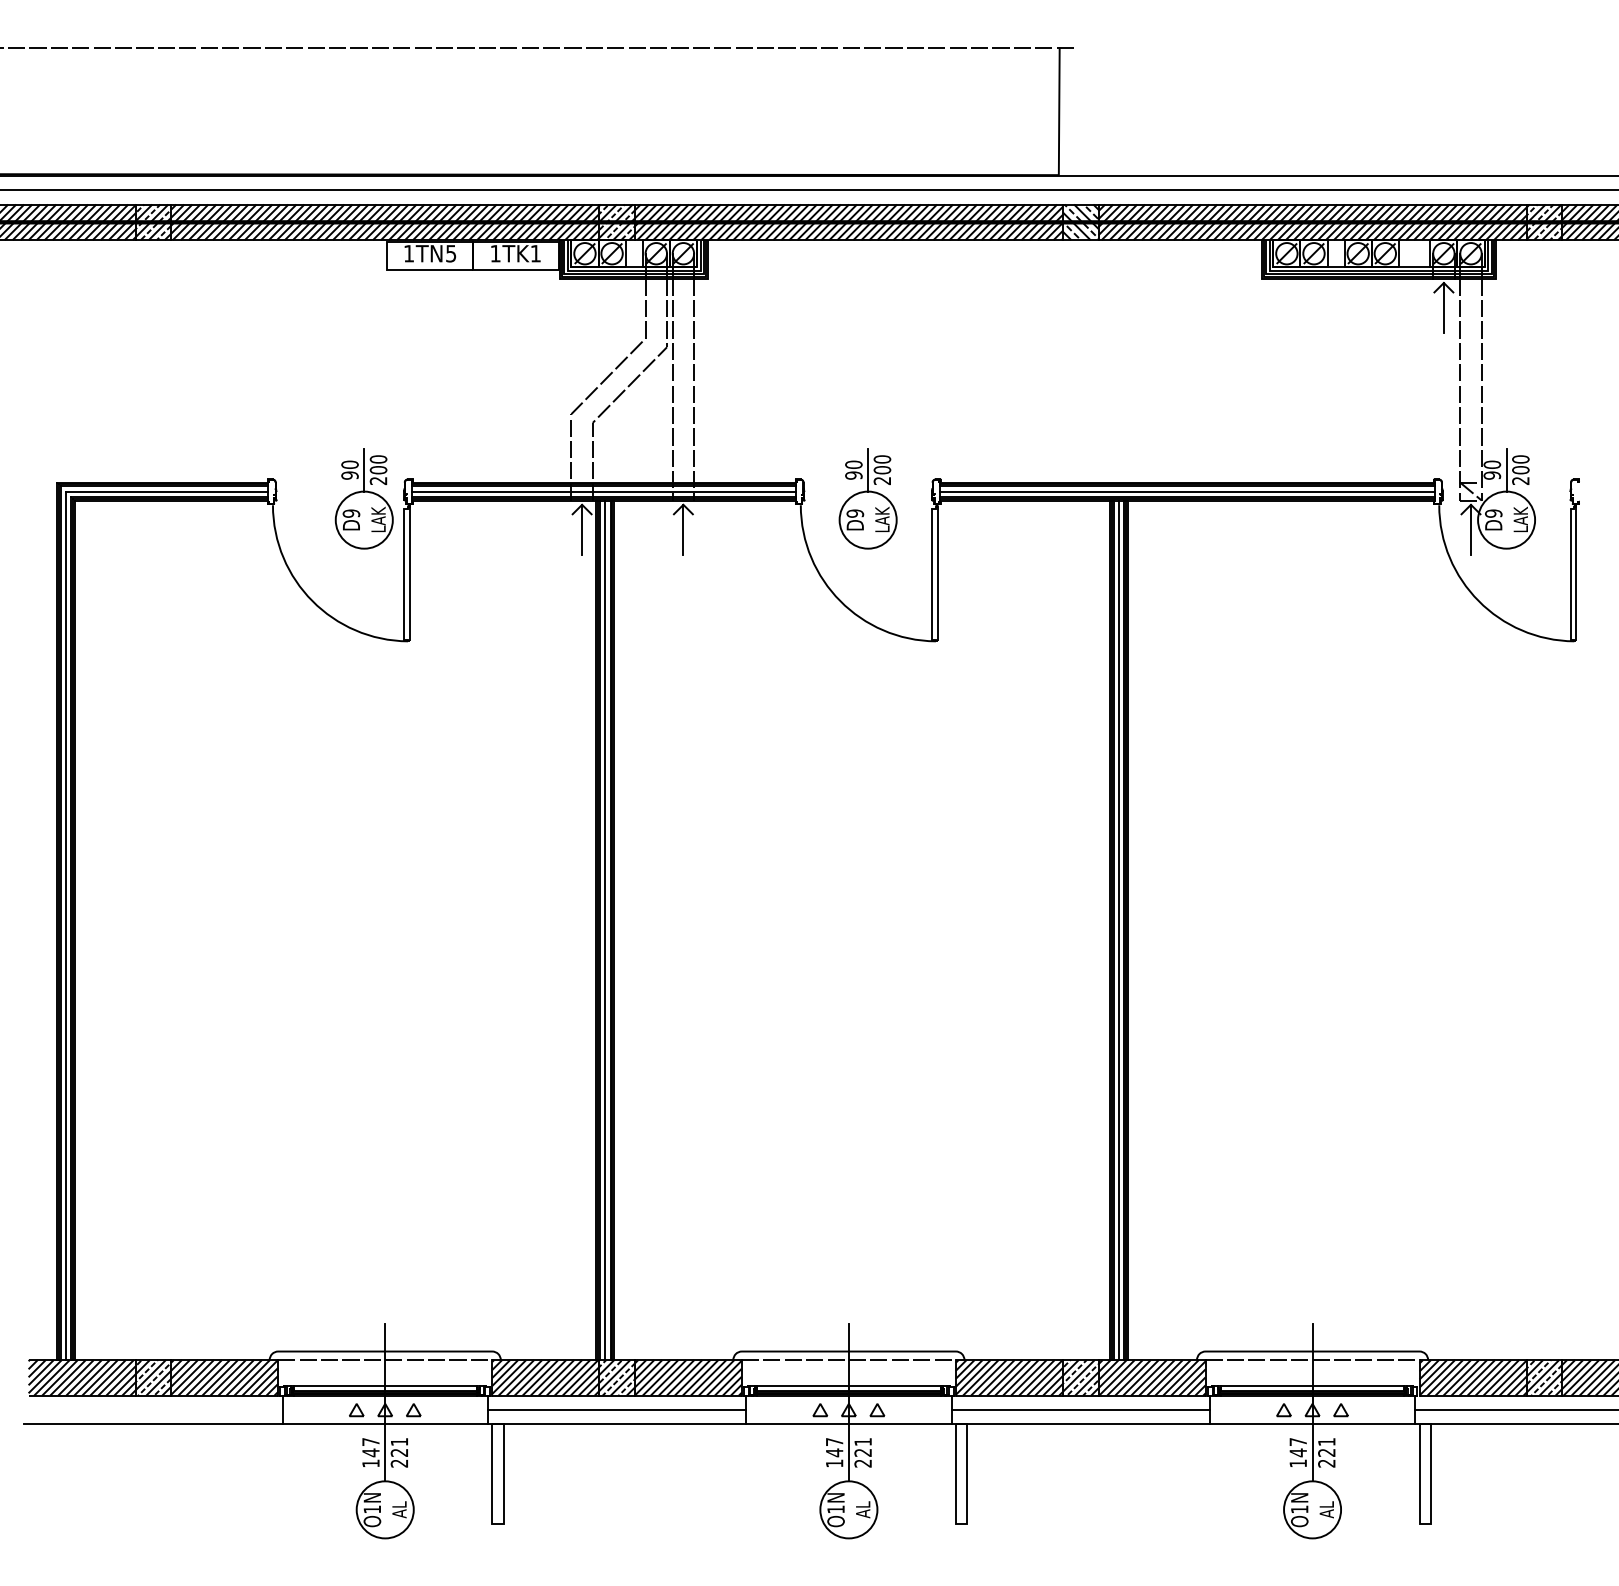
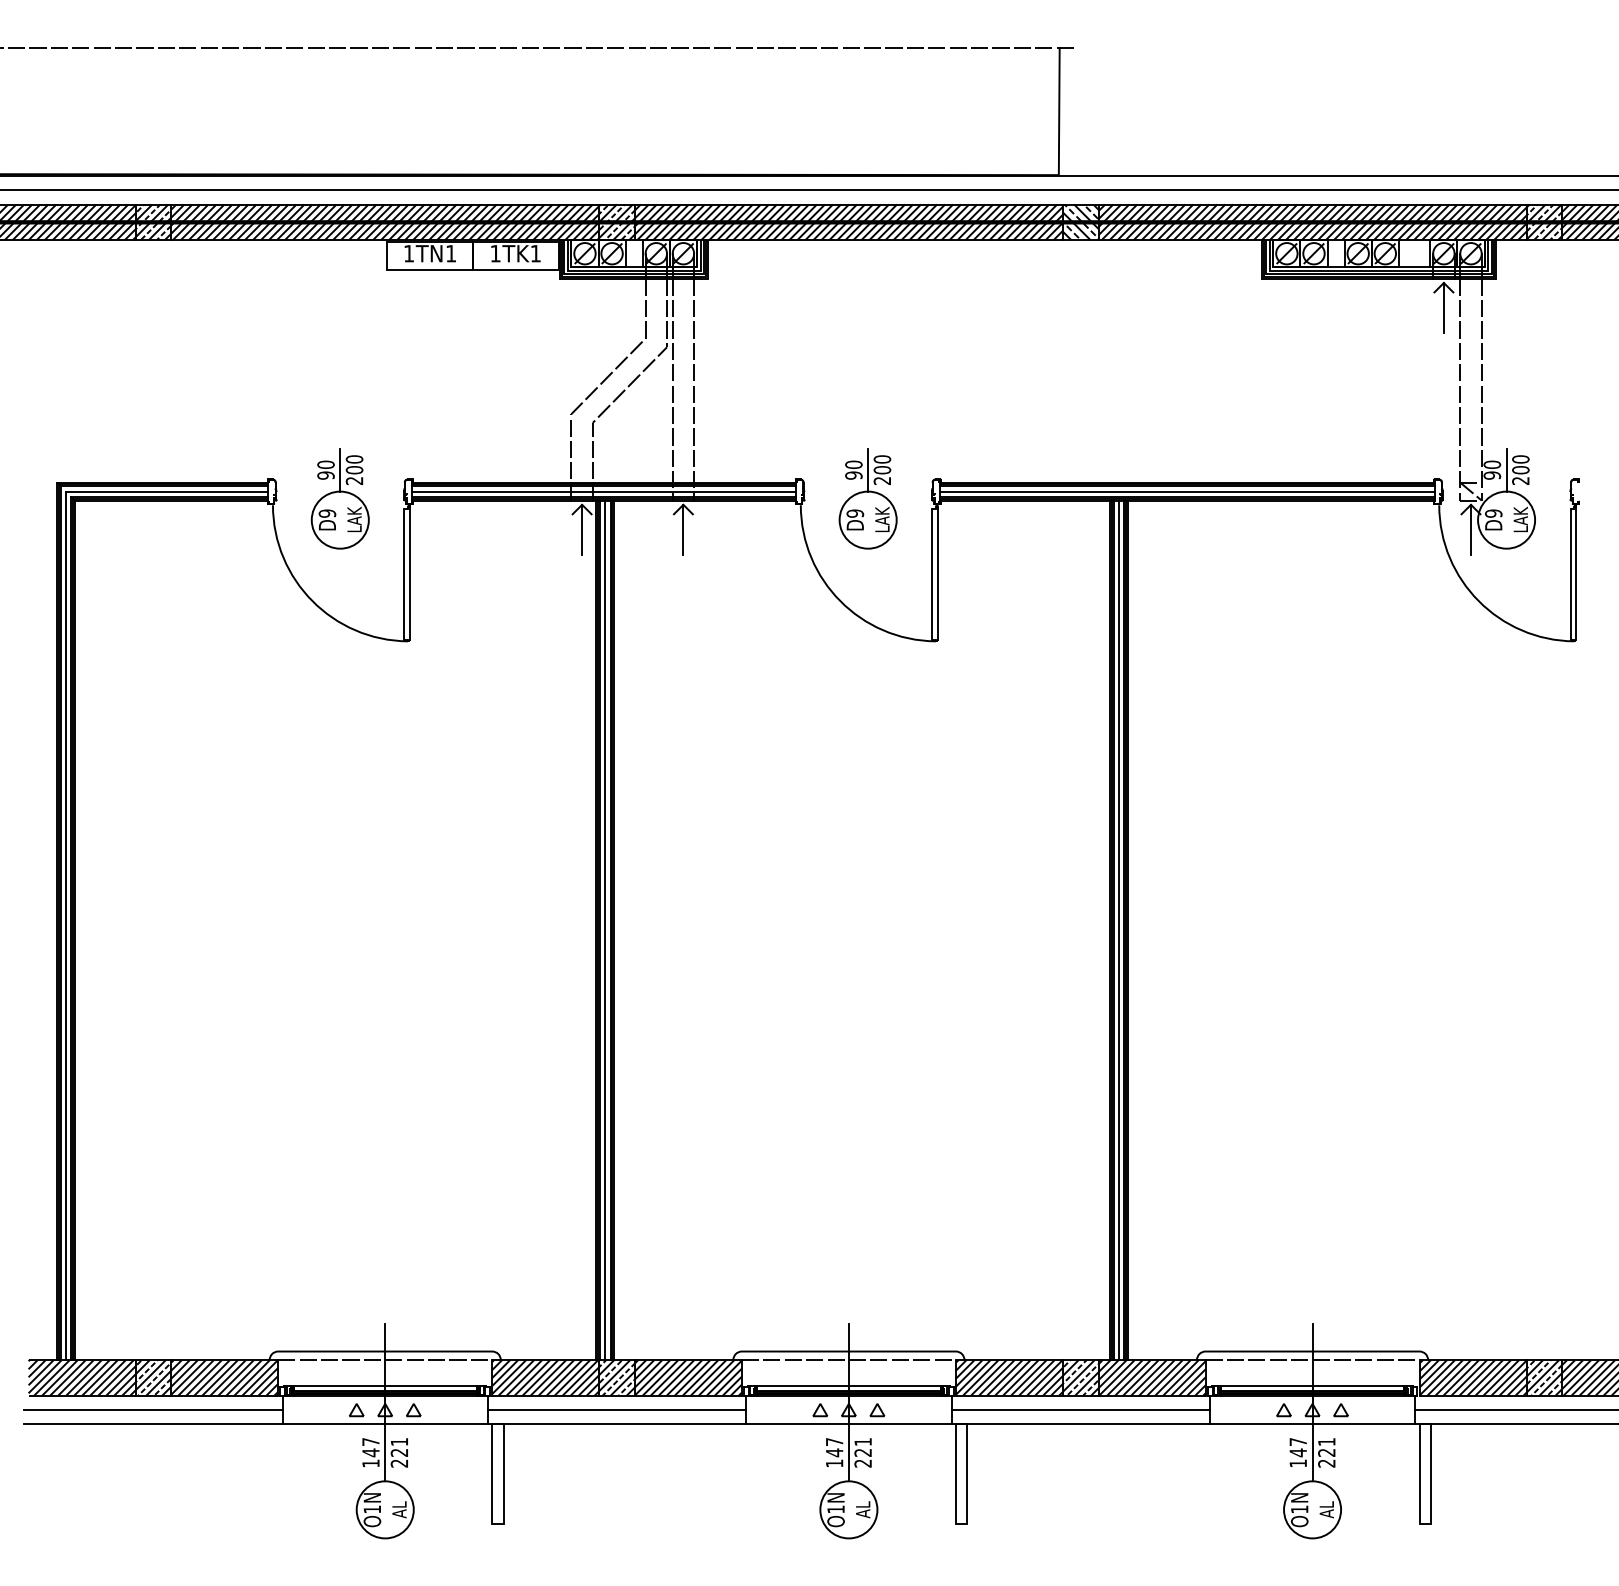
text: 1TN5 -> 1TN1 (451, 253)
part position: (363, 498) -> (339, 498) (339, 498)
line: none -> present (153, 1410)
